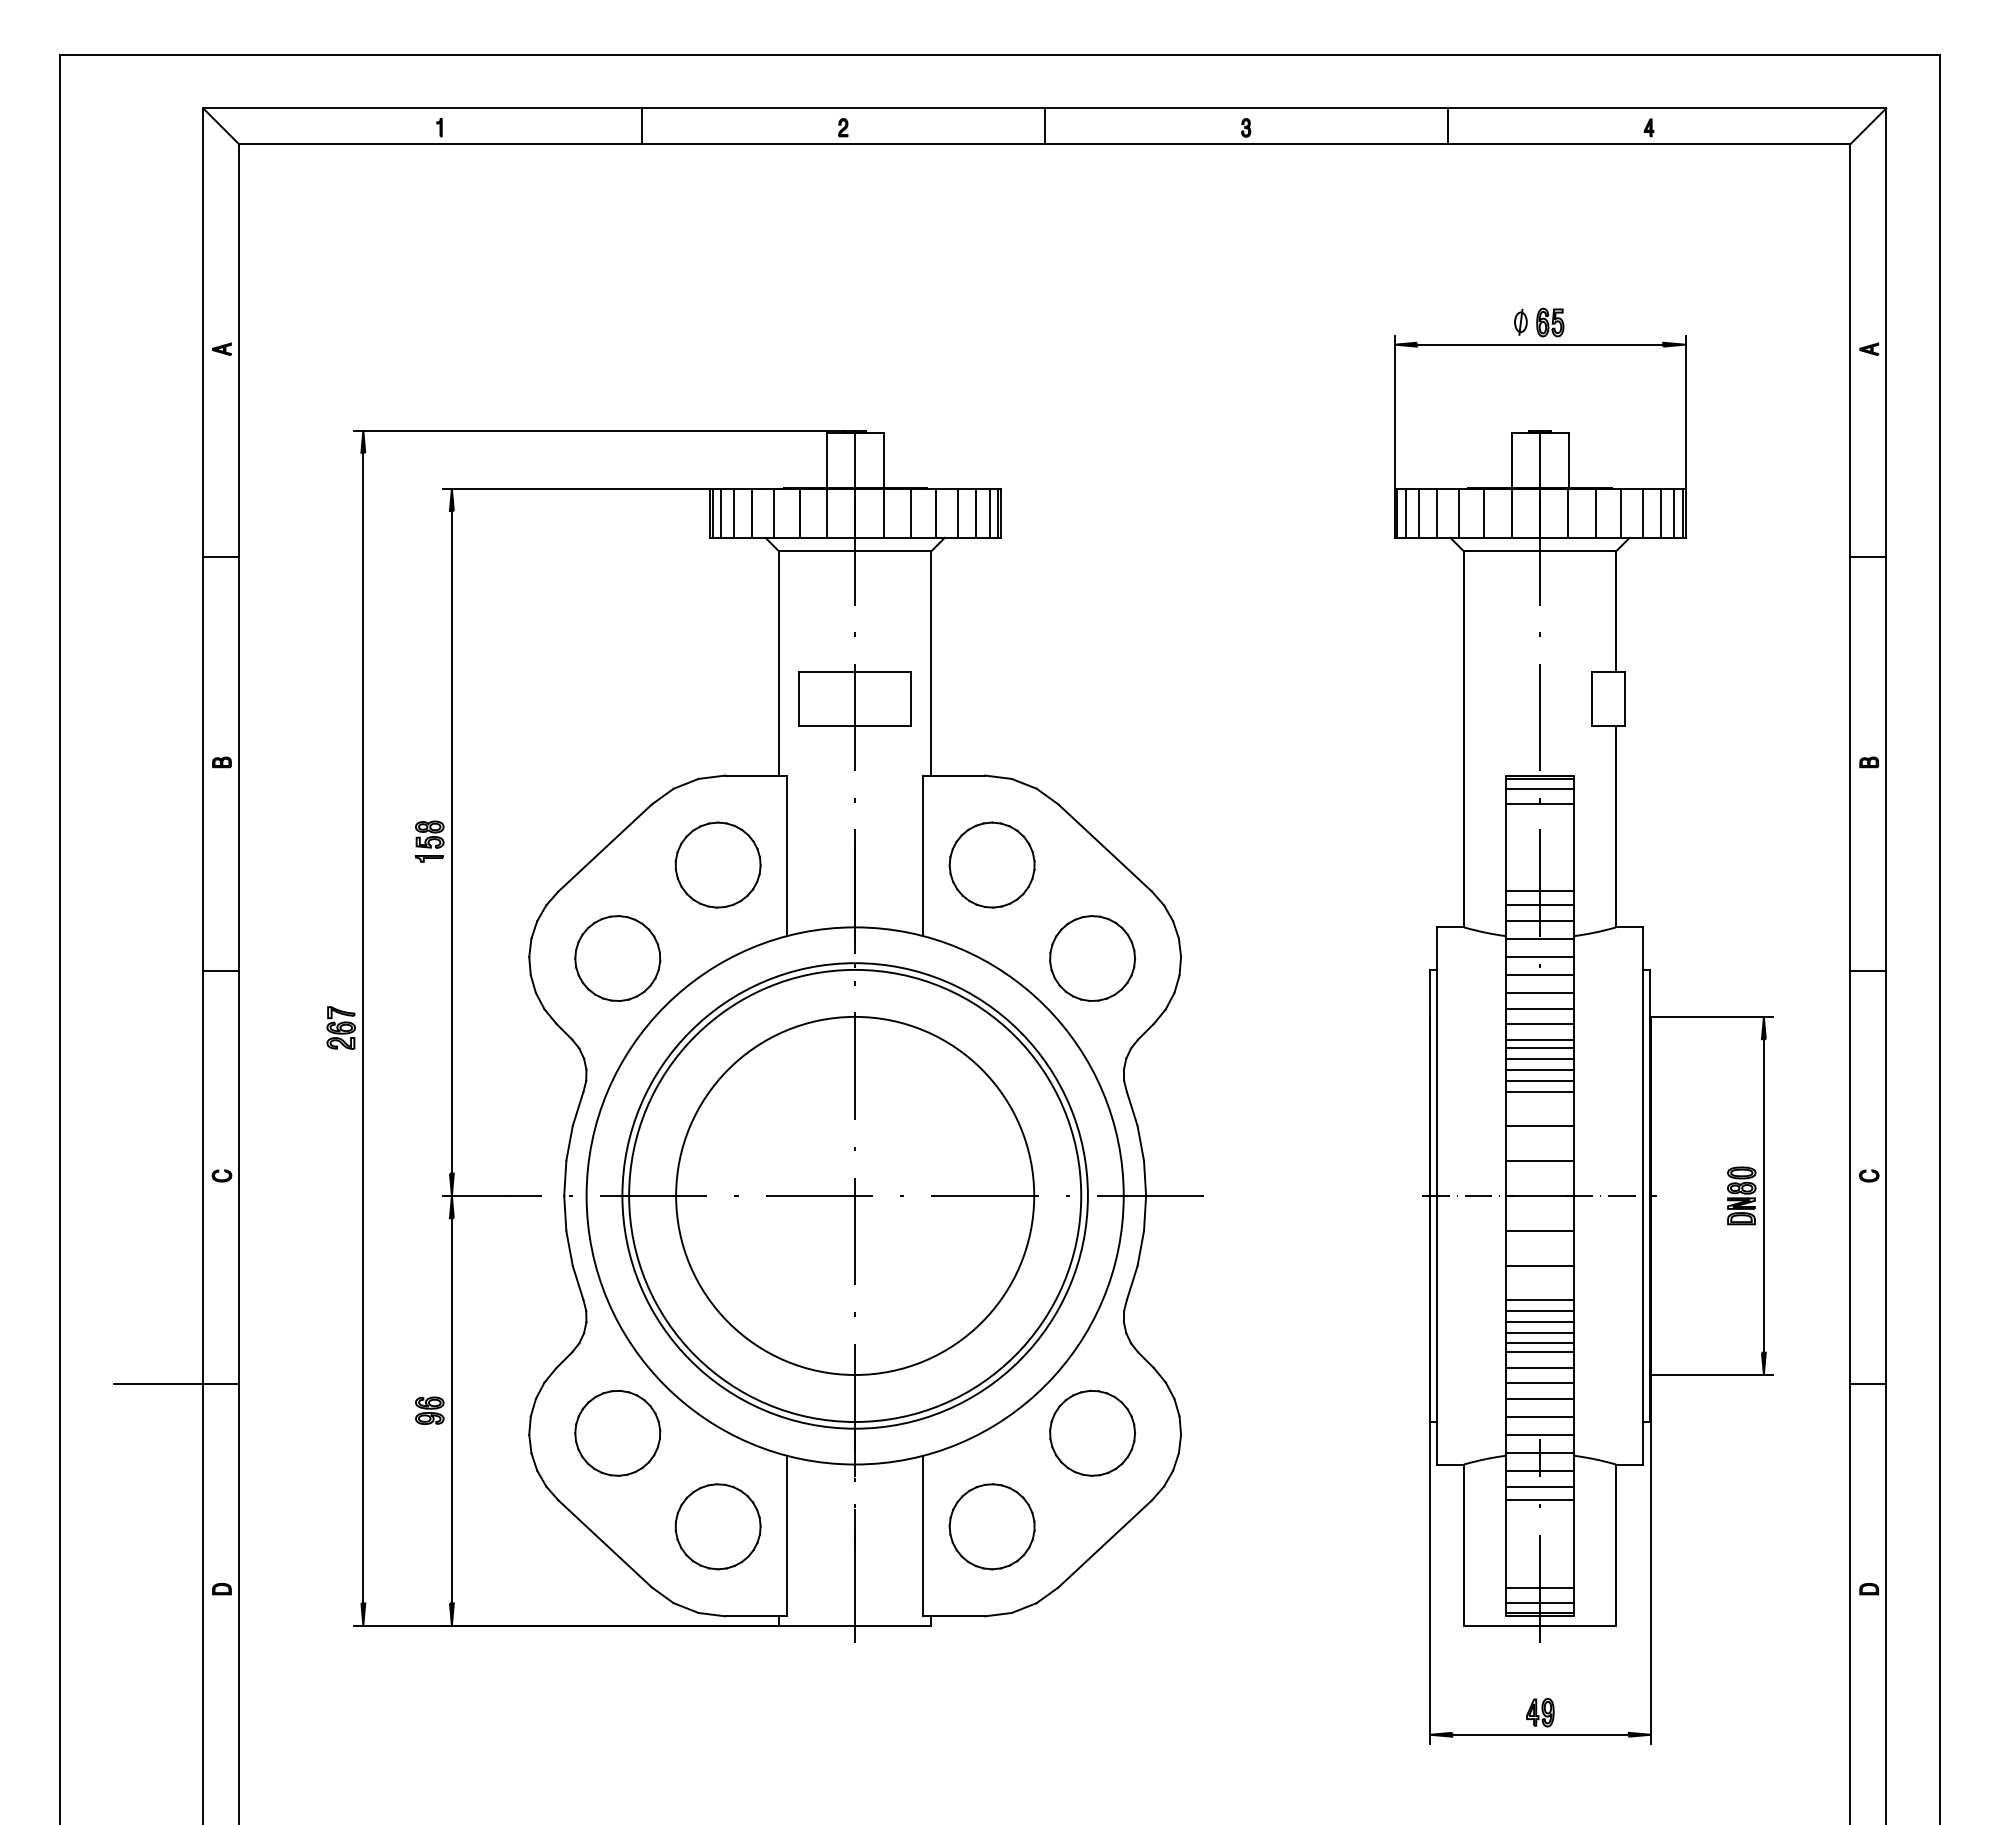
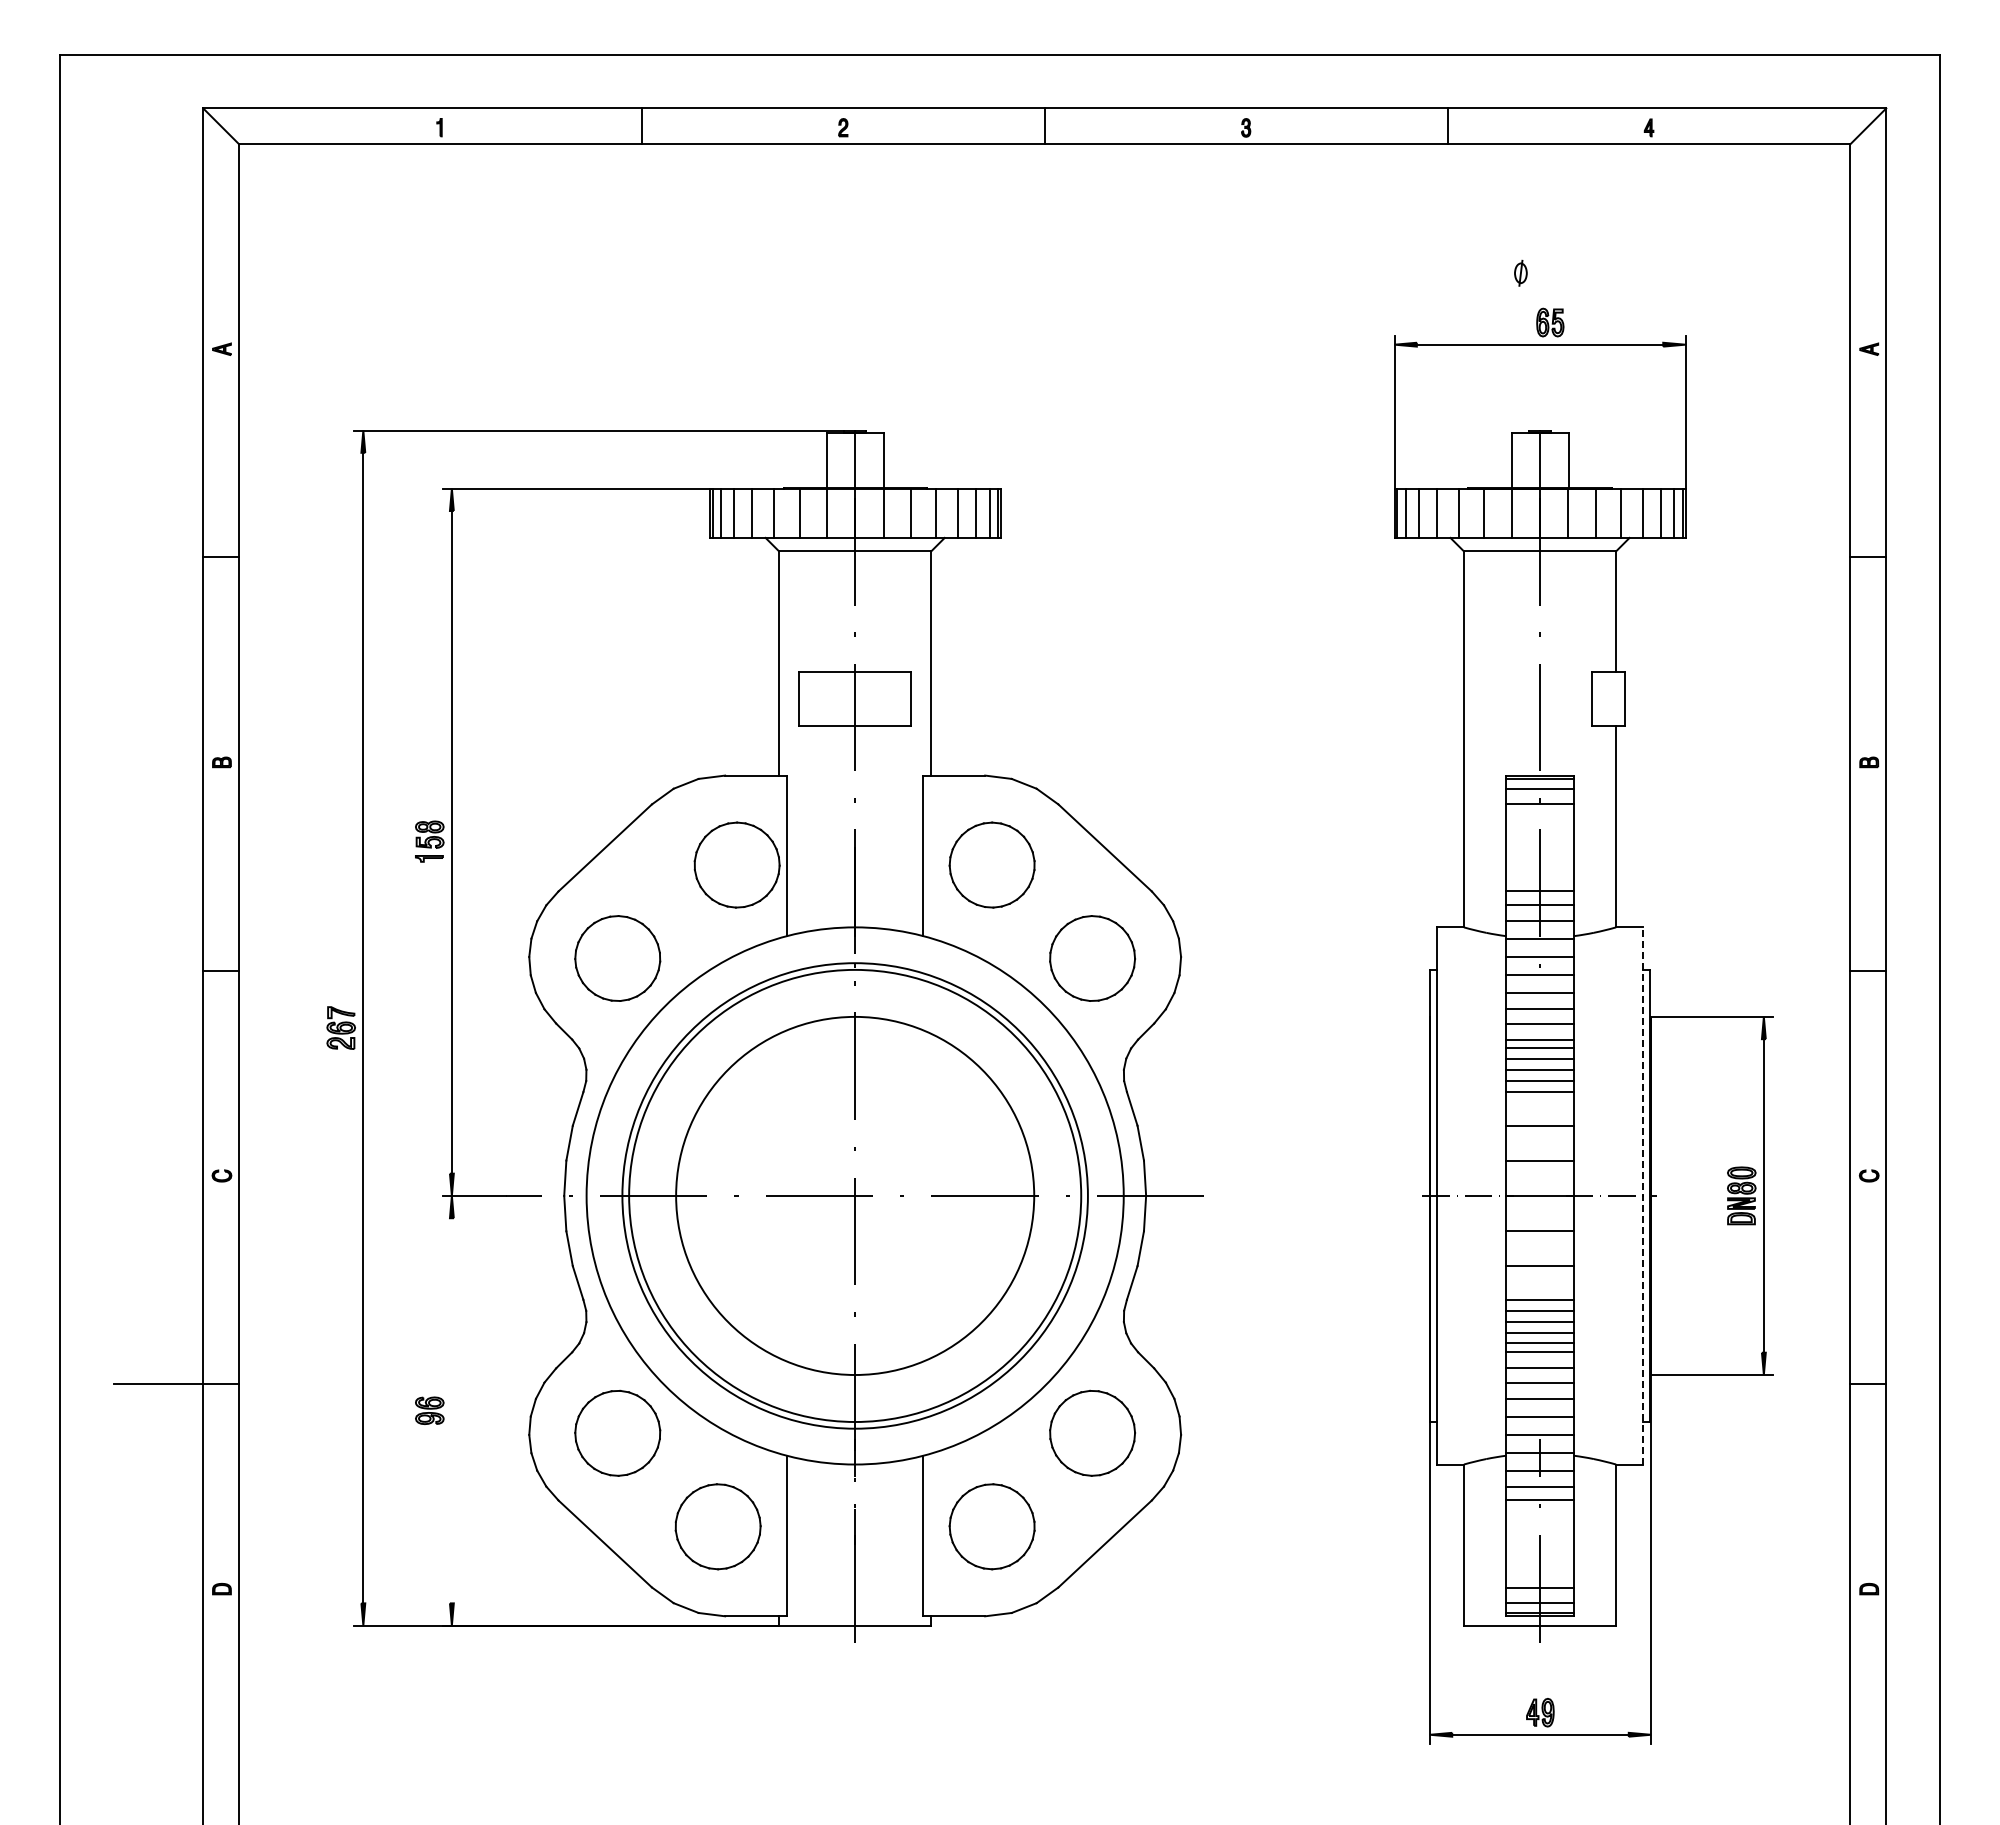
part position: (1520, 321) -> (1520, 272) (1520, 272)
part position: (717, 864) -> (736, 864) (736, 864)
line: solid -> dashed (1643, 1195)
line: present -> none (451, 1410)
